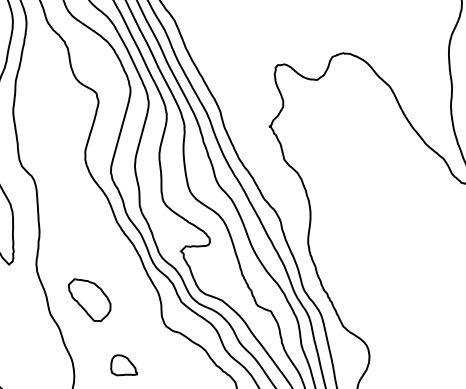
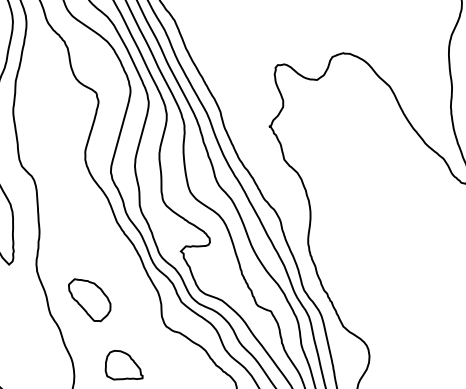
part size: 28x23 px -> 40x31 px (123, 365)
